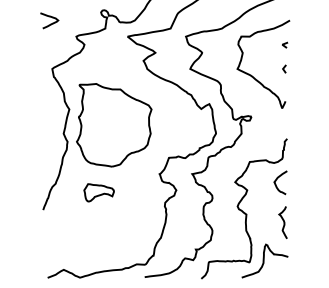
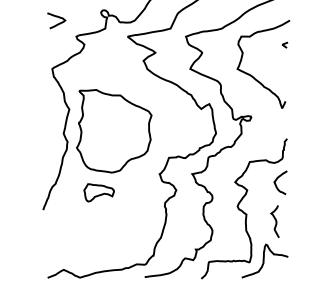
curve position: (49, 17) -> (56, 17) (56, 17)
line: present -> none (284, 68)
part position: (114, 125) -> (114, 131) (114, 131)
curve position: (283, 222) -> (275, 221) (275, 221)
